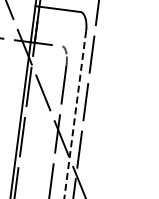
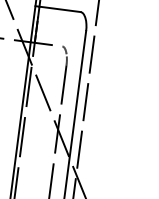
line: dashed -> solid (75, 115)
